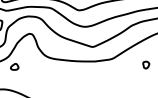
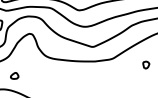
part position: (14, 66) -> (14, 75) (14, 75)
